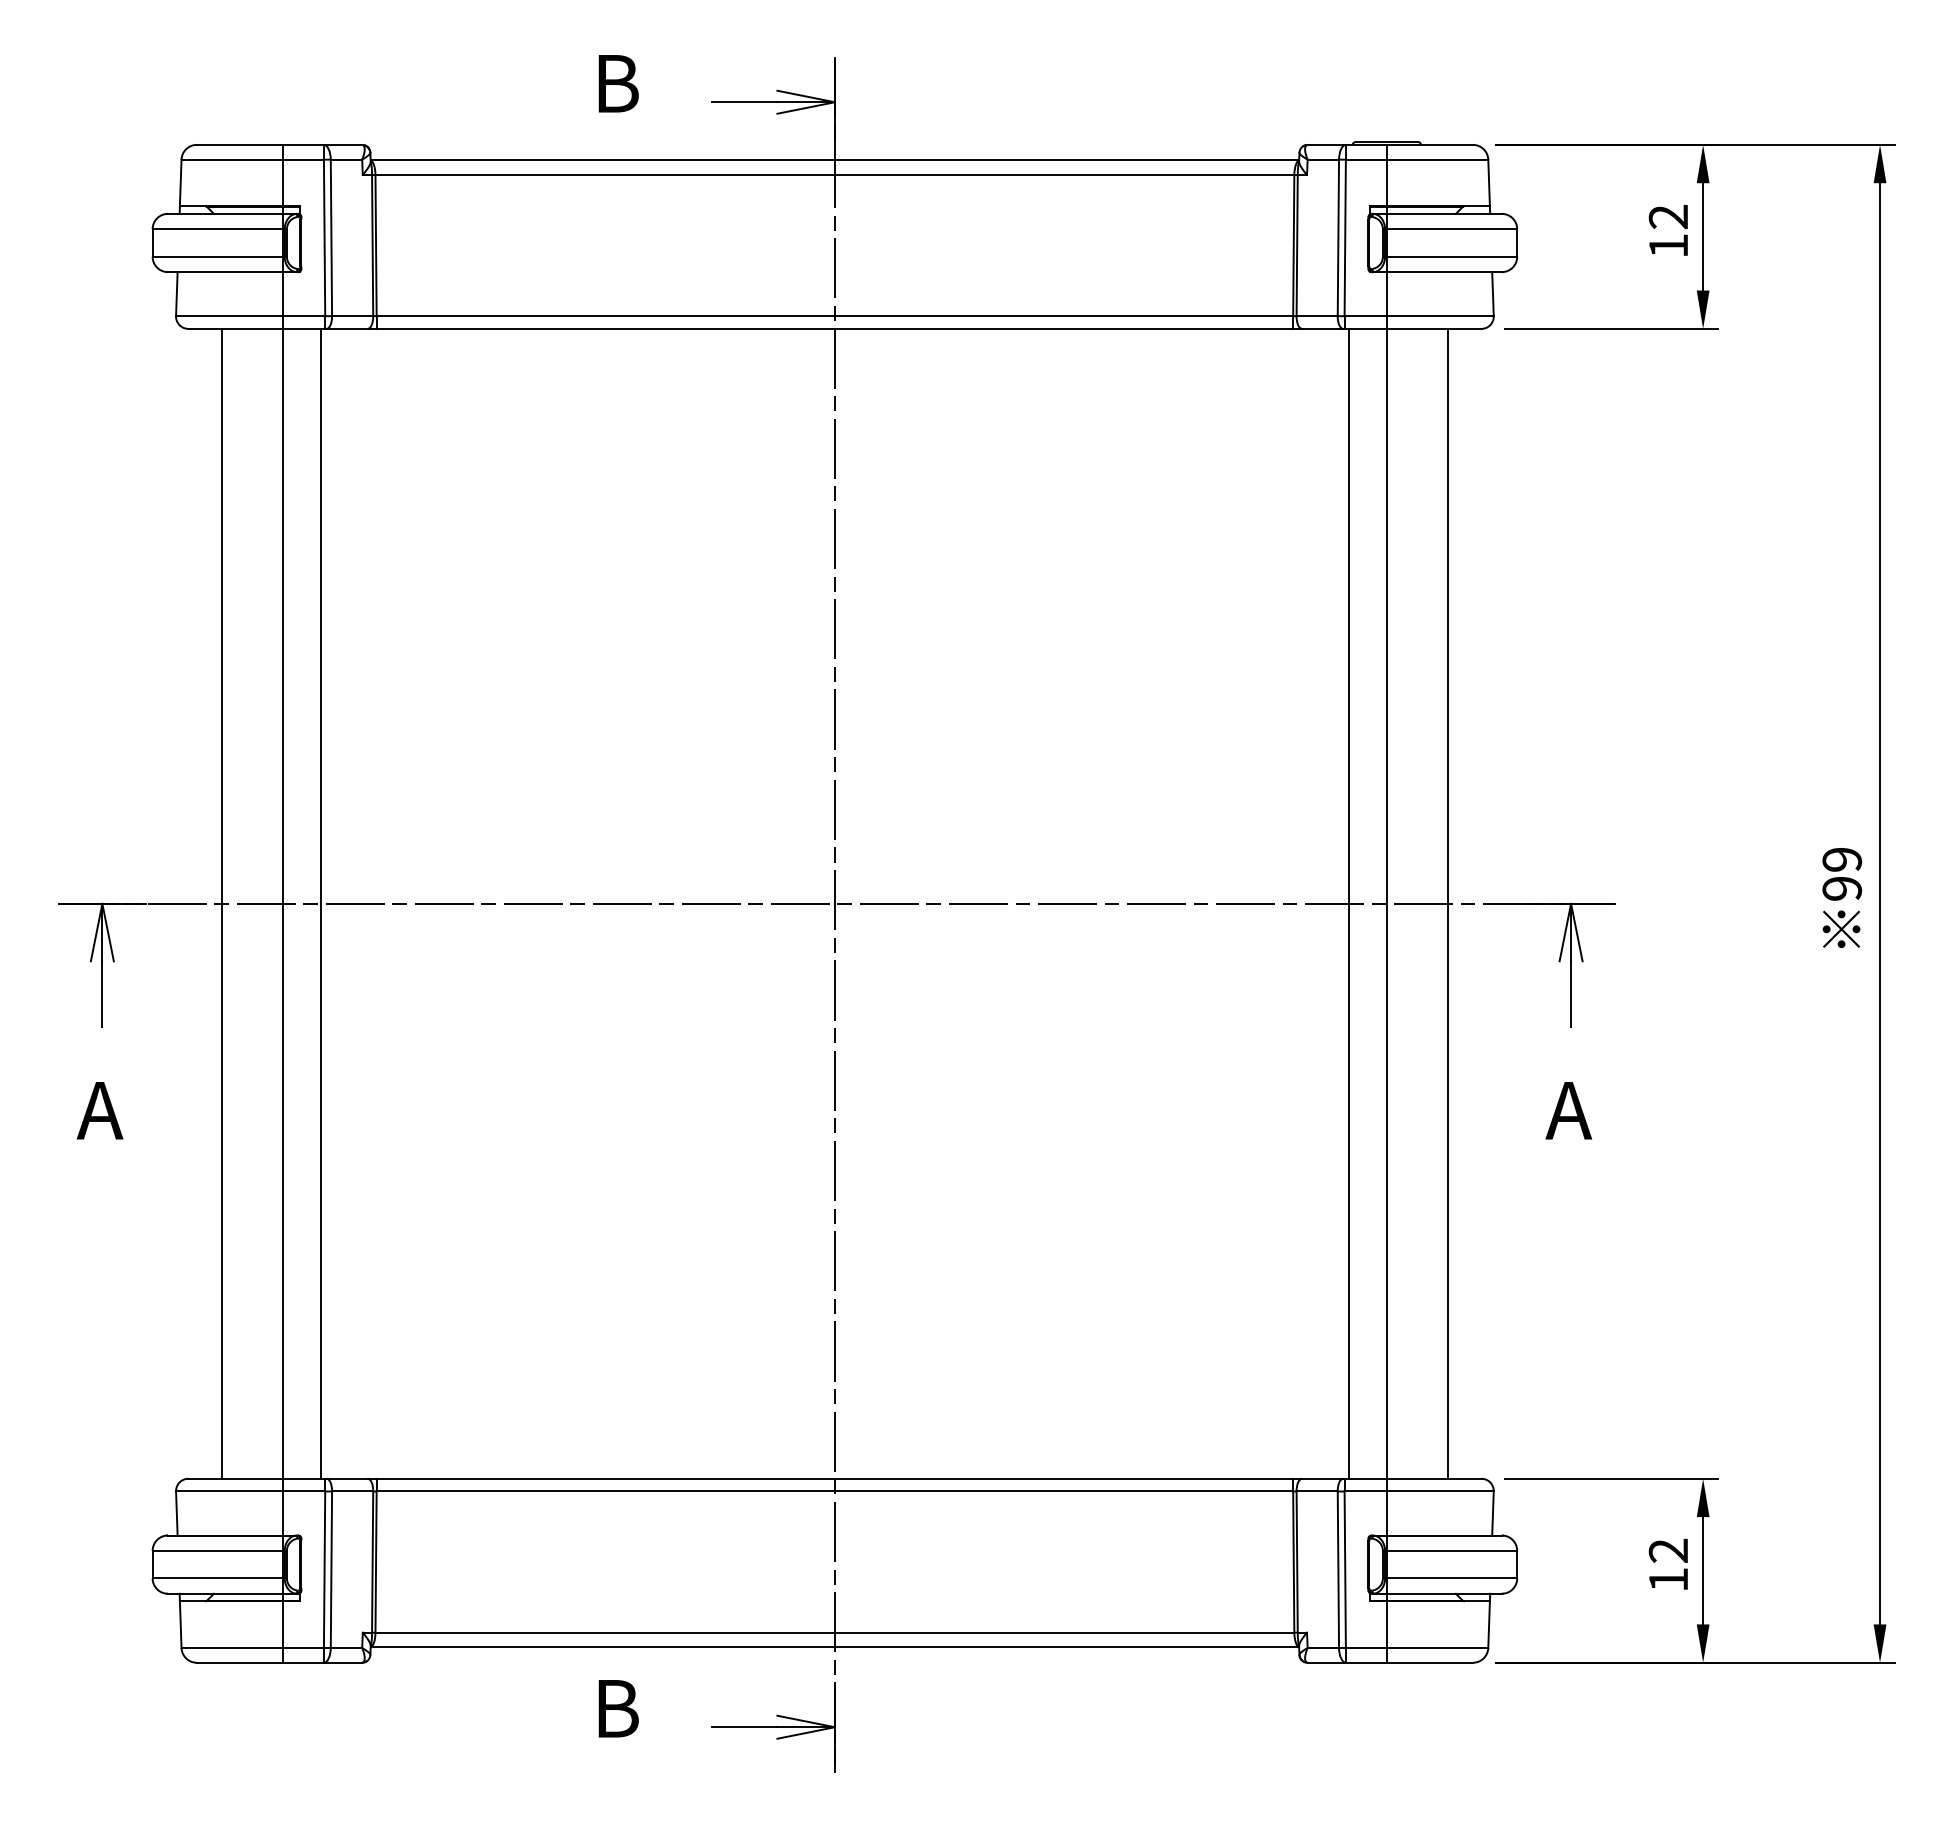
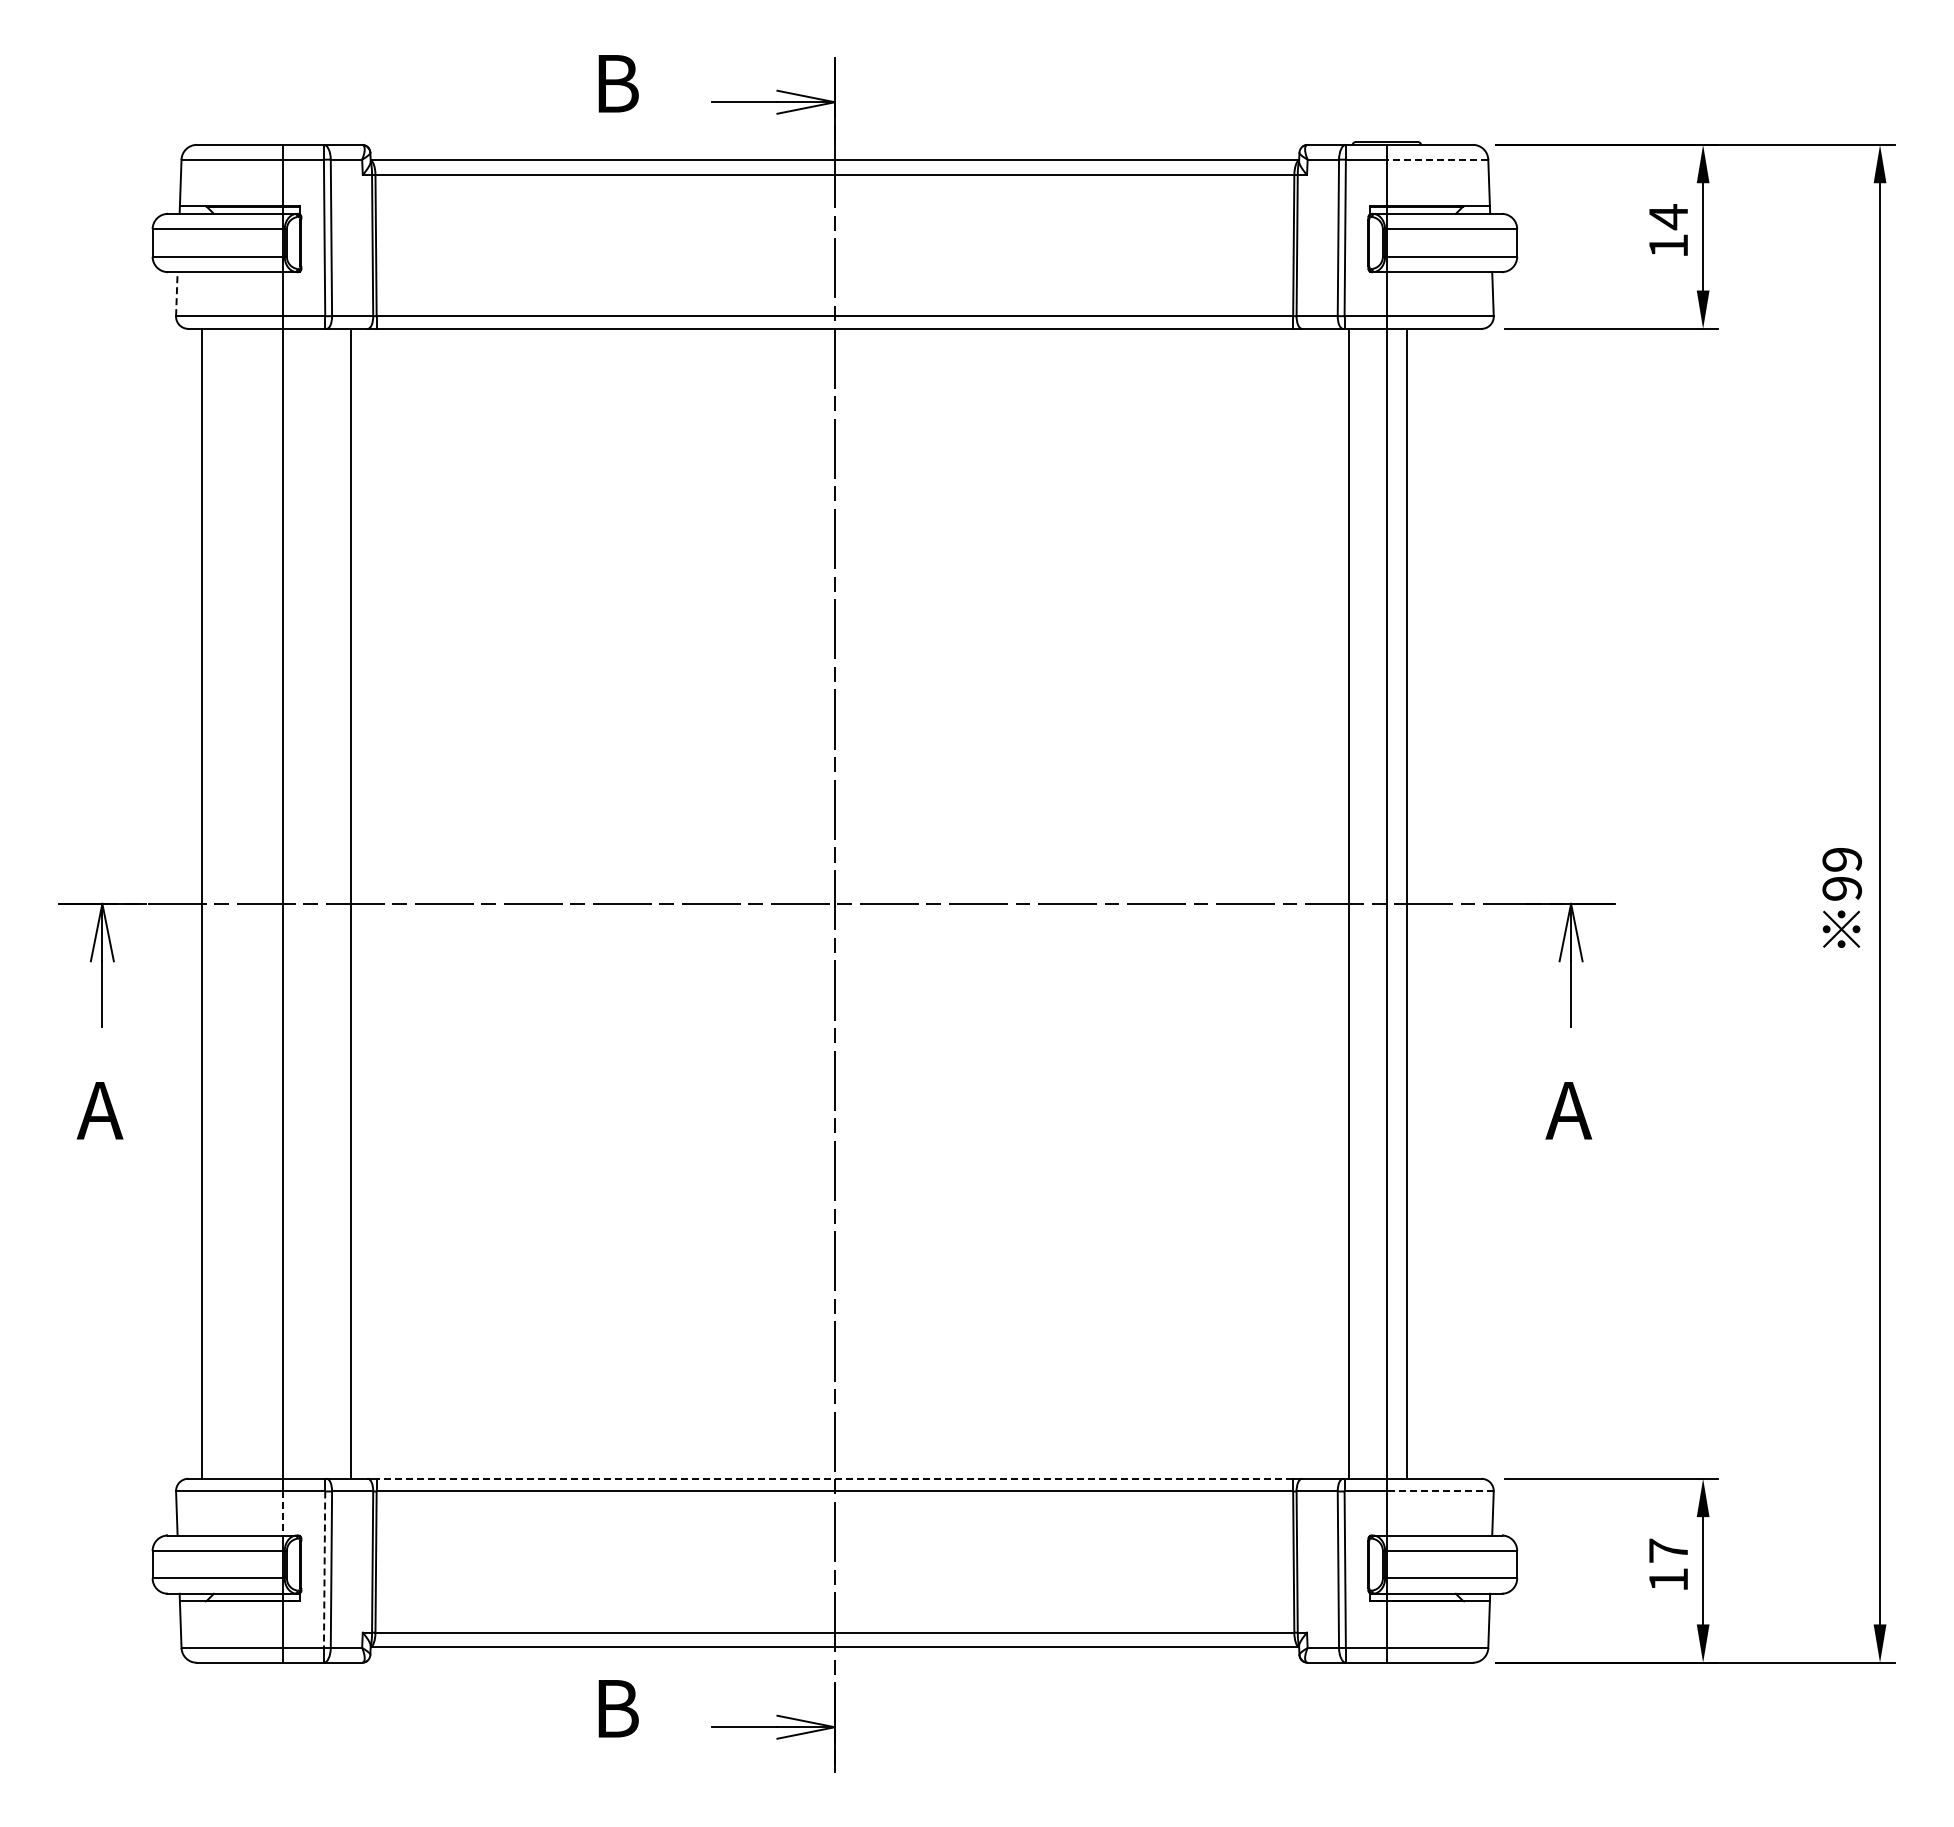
line: solid -> dashed (1437, 159)
text: 12 -> 14 (1667, 217)
line: solid -> dashed (176, 293)
line position: (221, 903) -> (201, 903) (201, 903)
line position: (321, 903) -> (351, 903) (351, 903)
line position: (1448, 903) -> (1407, 903) (1407, 903)
line: solid -> dashed (834, 1478)
line: solid -> dashed (1439, 1491)
line: solid -> dashed (282, 1513)
text: 12 -> 17 (1667, 1550)
line: solid -> dashed (324, 1570)
